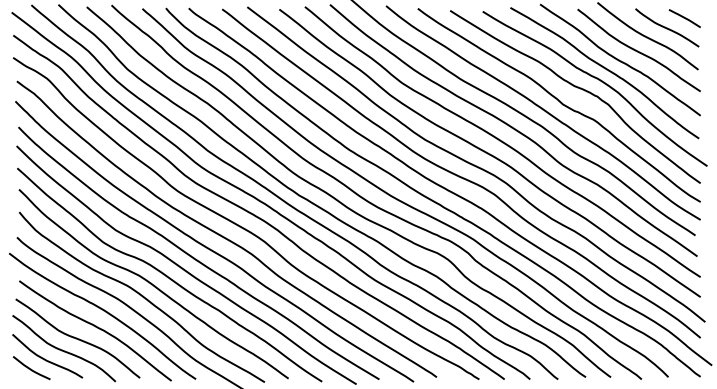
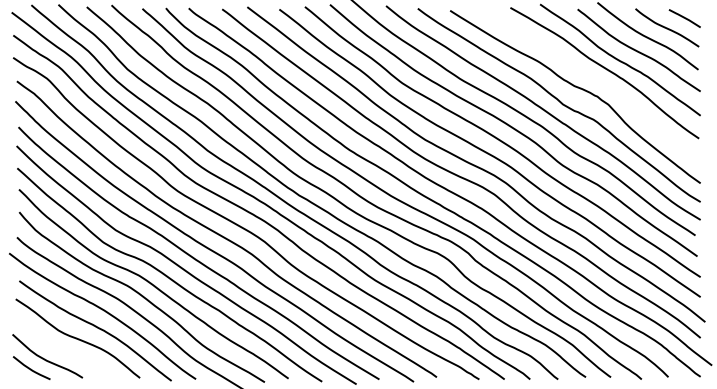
curve: present -> none (598, 80)
curve: present -> none (64, 350)
